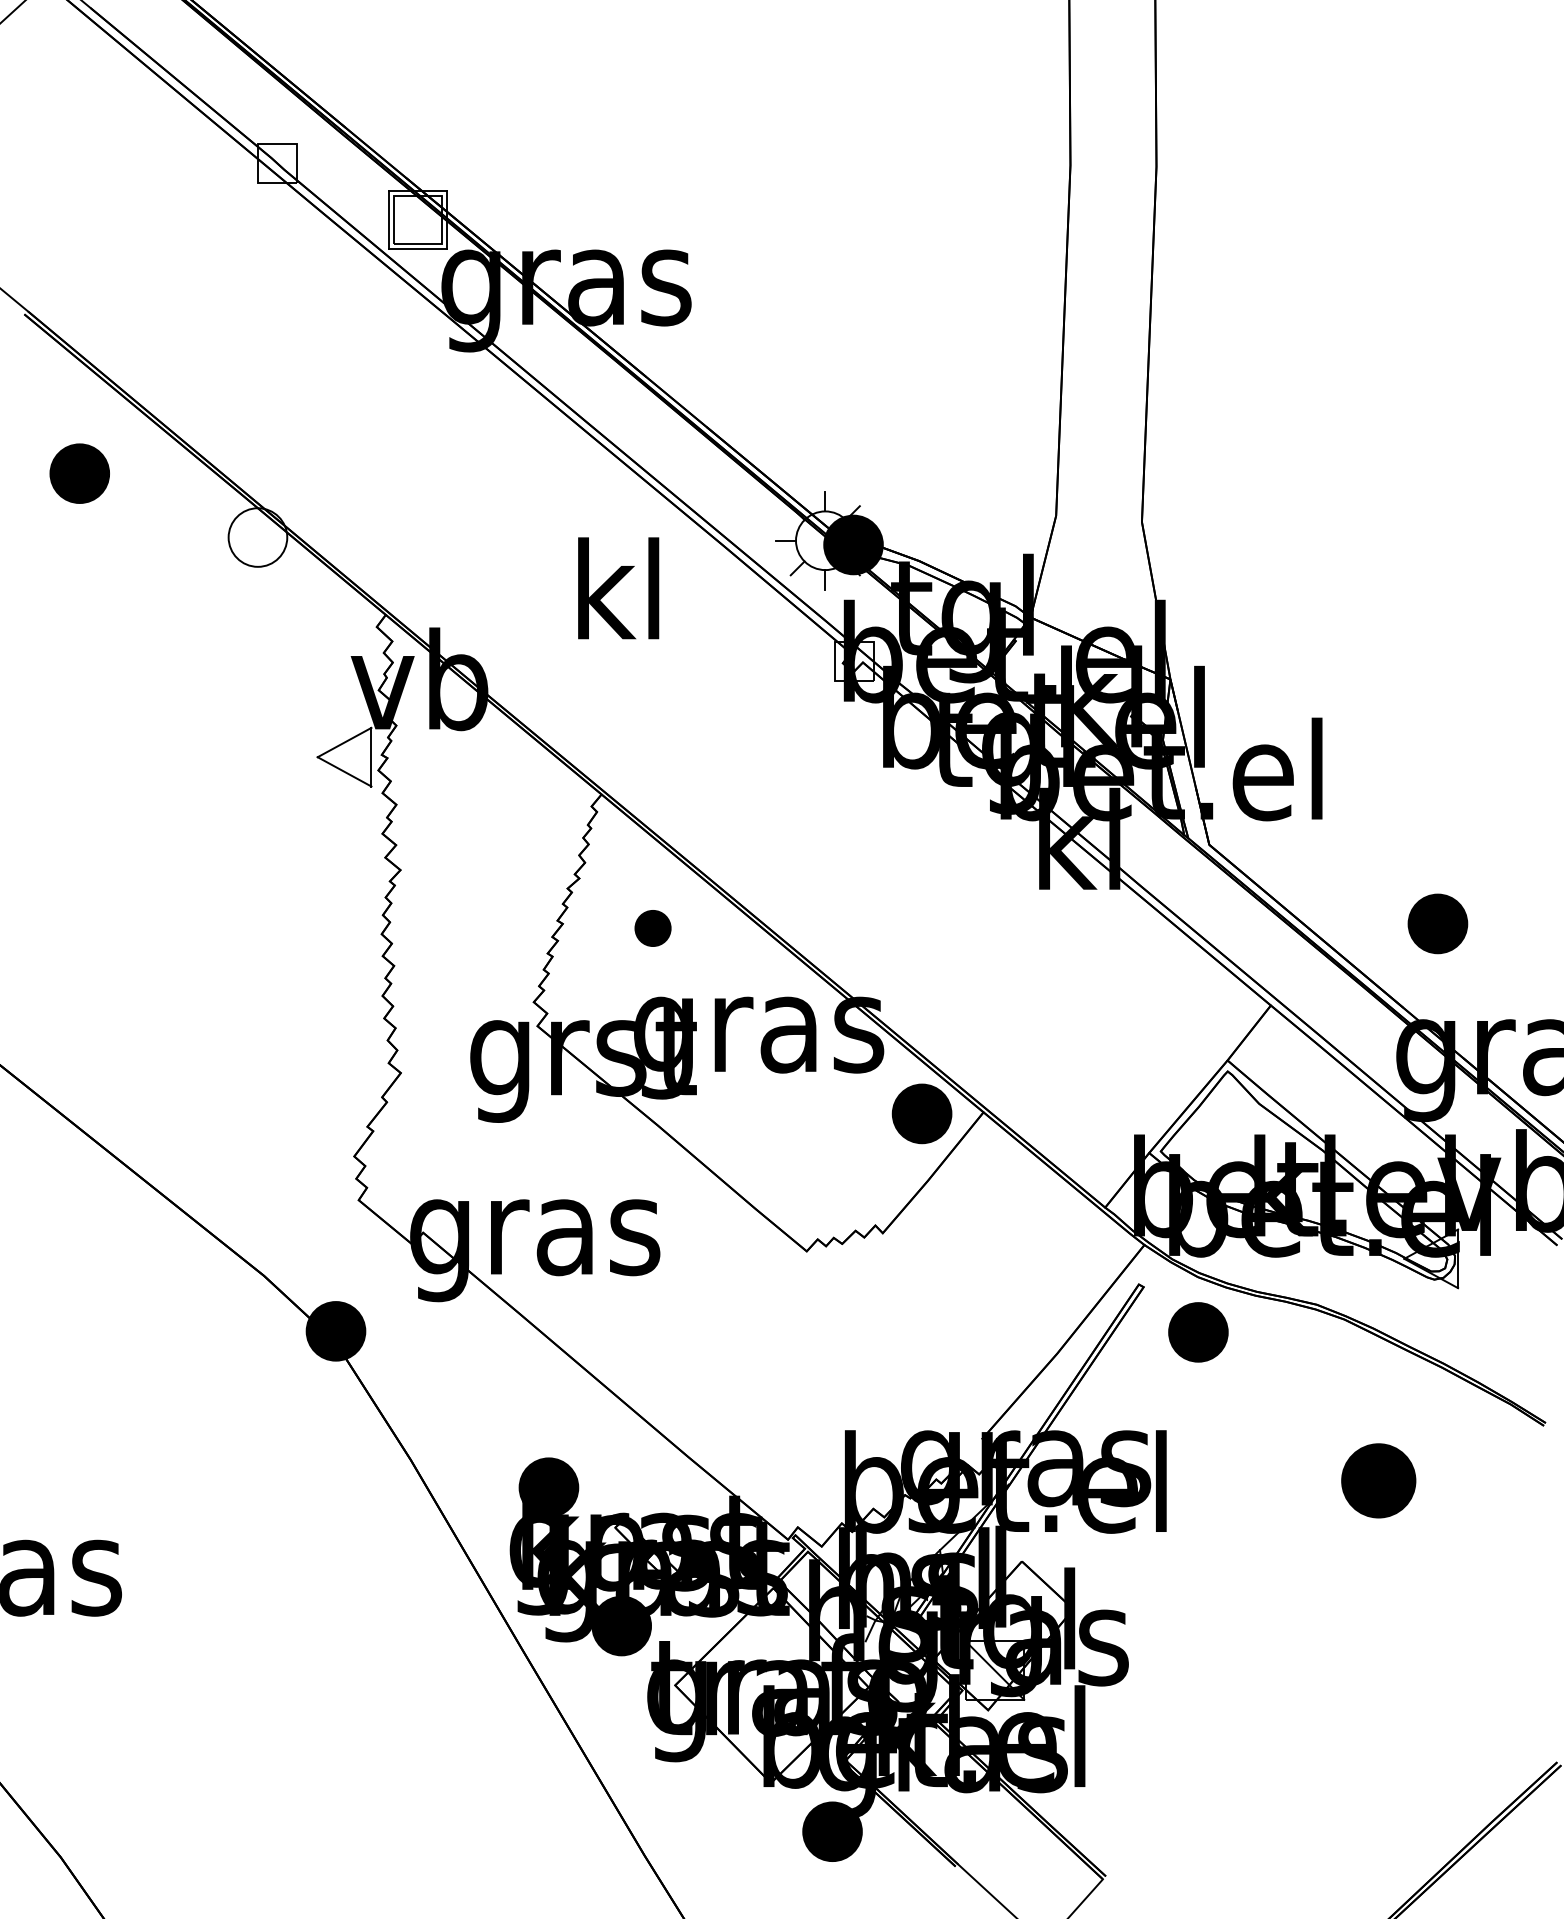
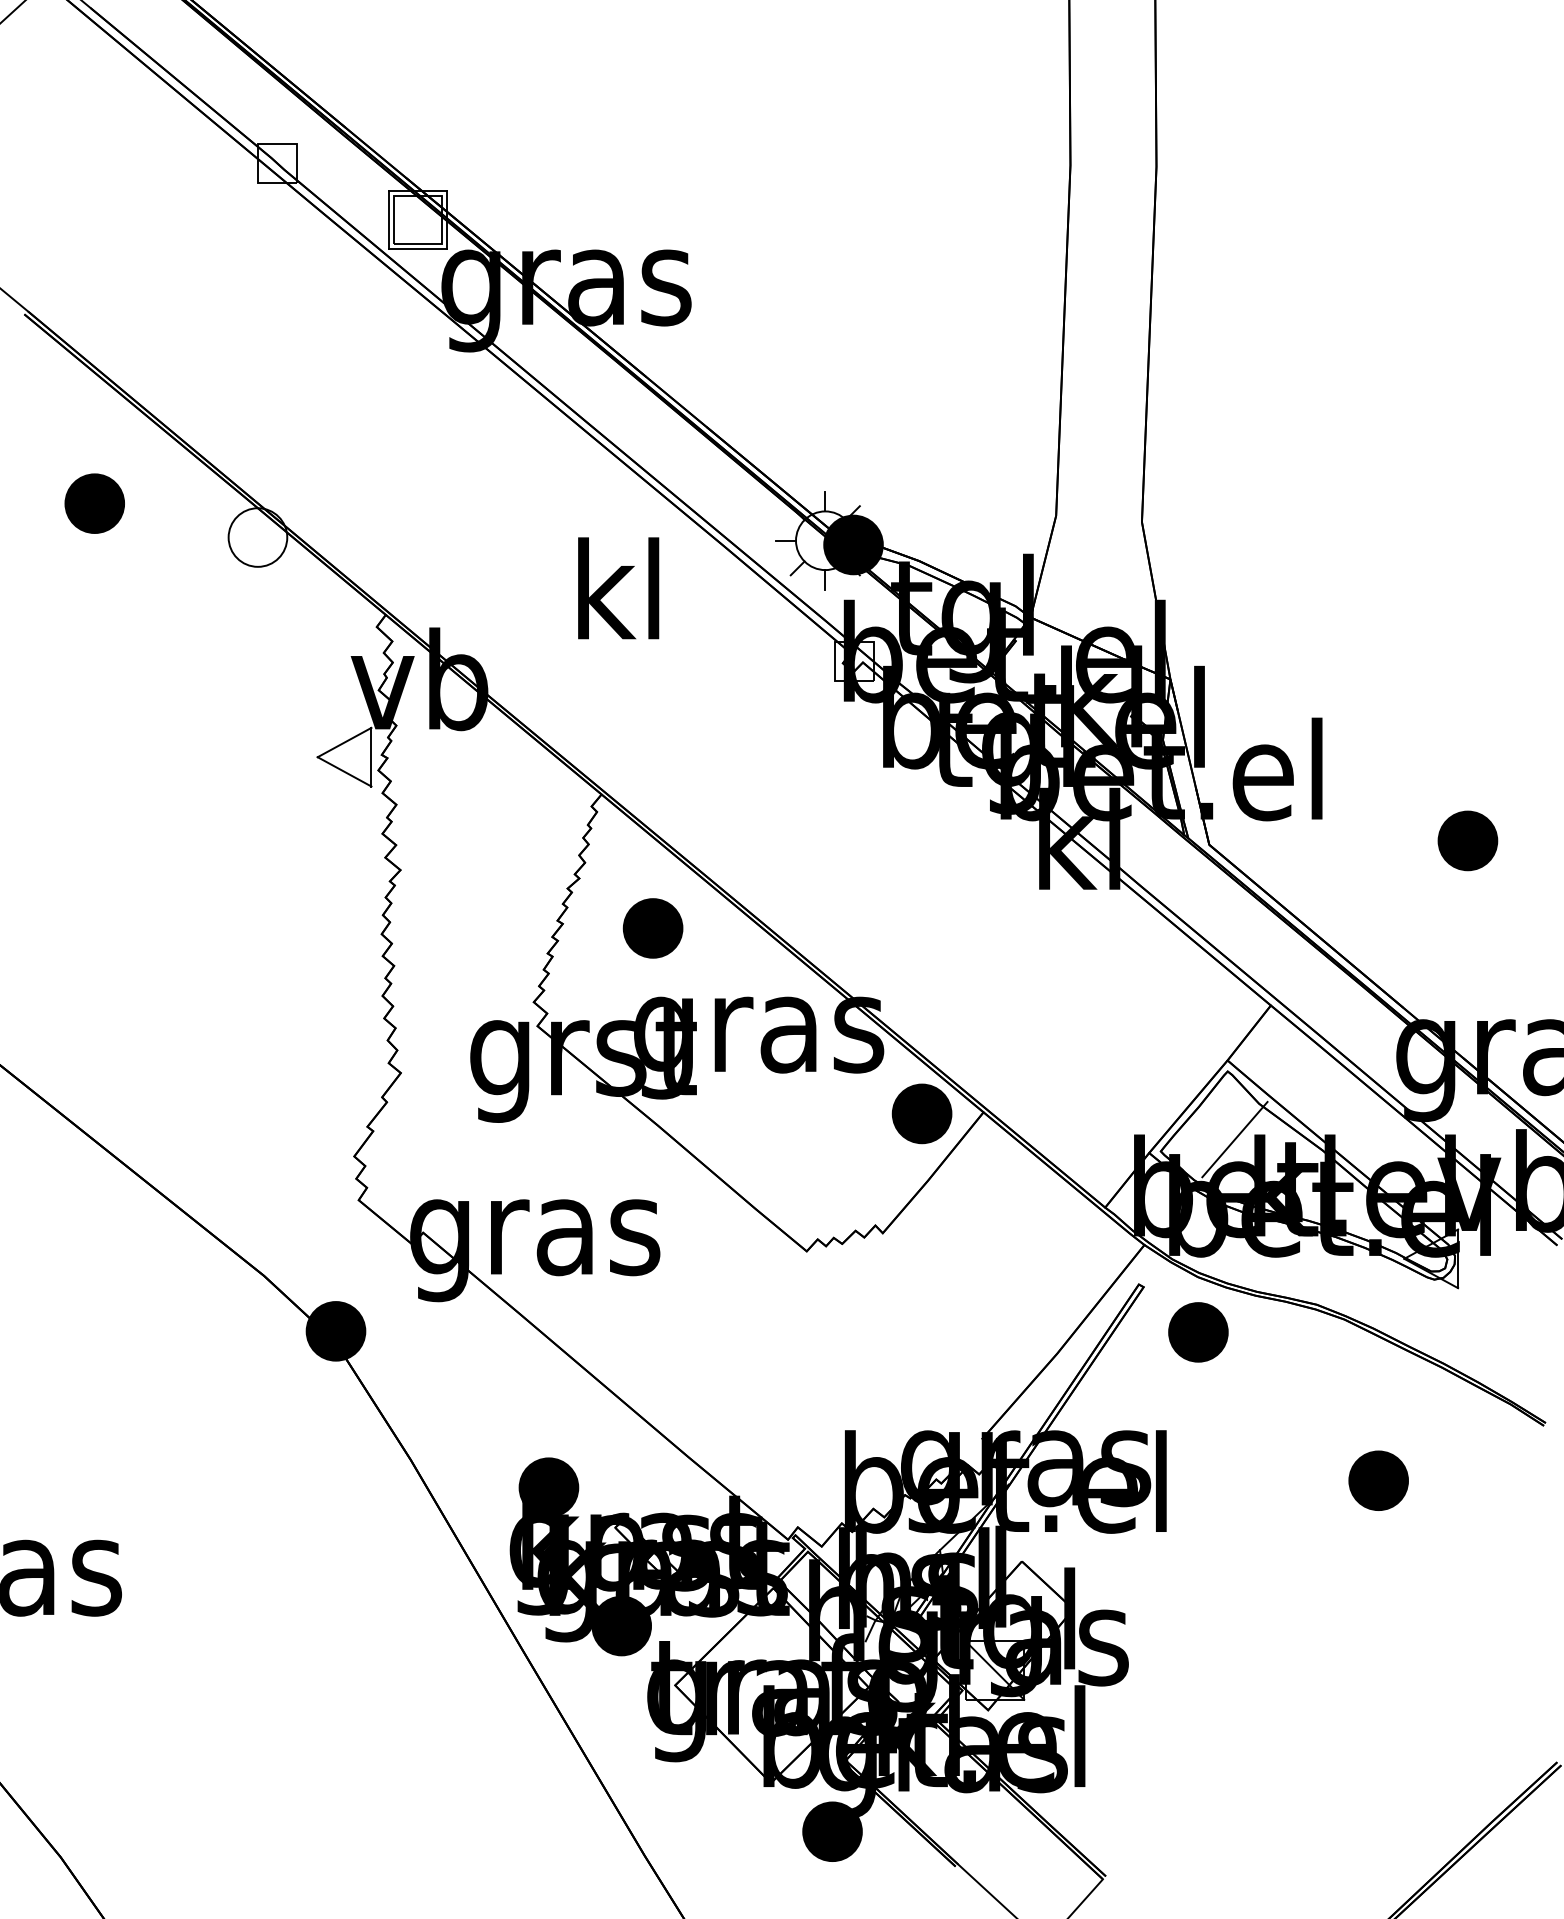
part position: (79, 473) -> (94, 503) (94, 503)
part position: (1437, 923) -> (1467, 840) (1467, 840)
part size: 38x37 px -> 62x61 px (652, 928)
line: none -> present (1234, 1139)
part size: 76x76 px -> 61x61 px (1378, 1480)
